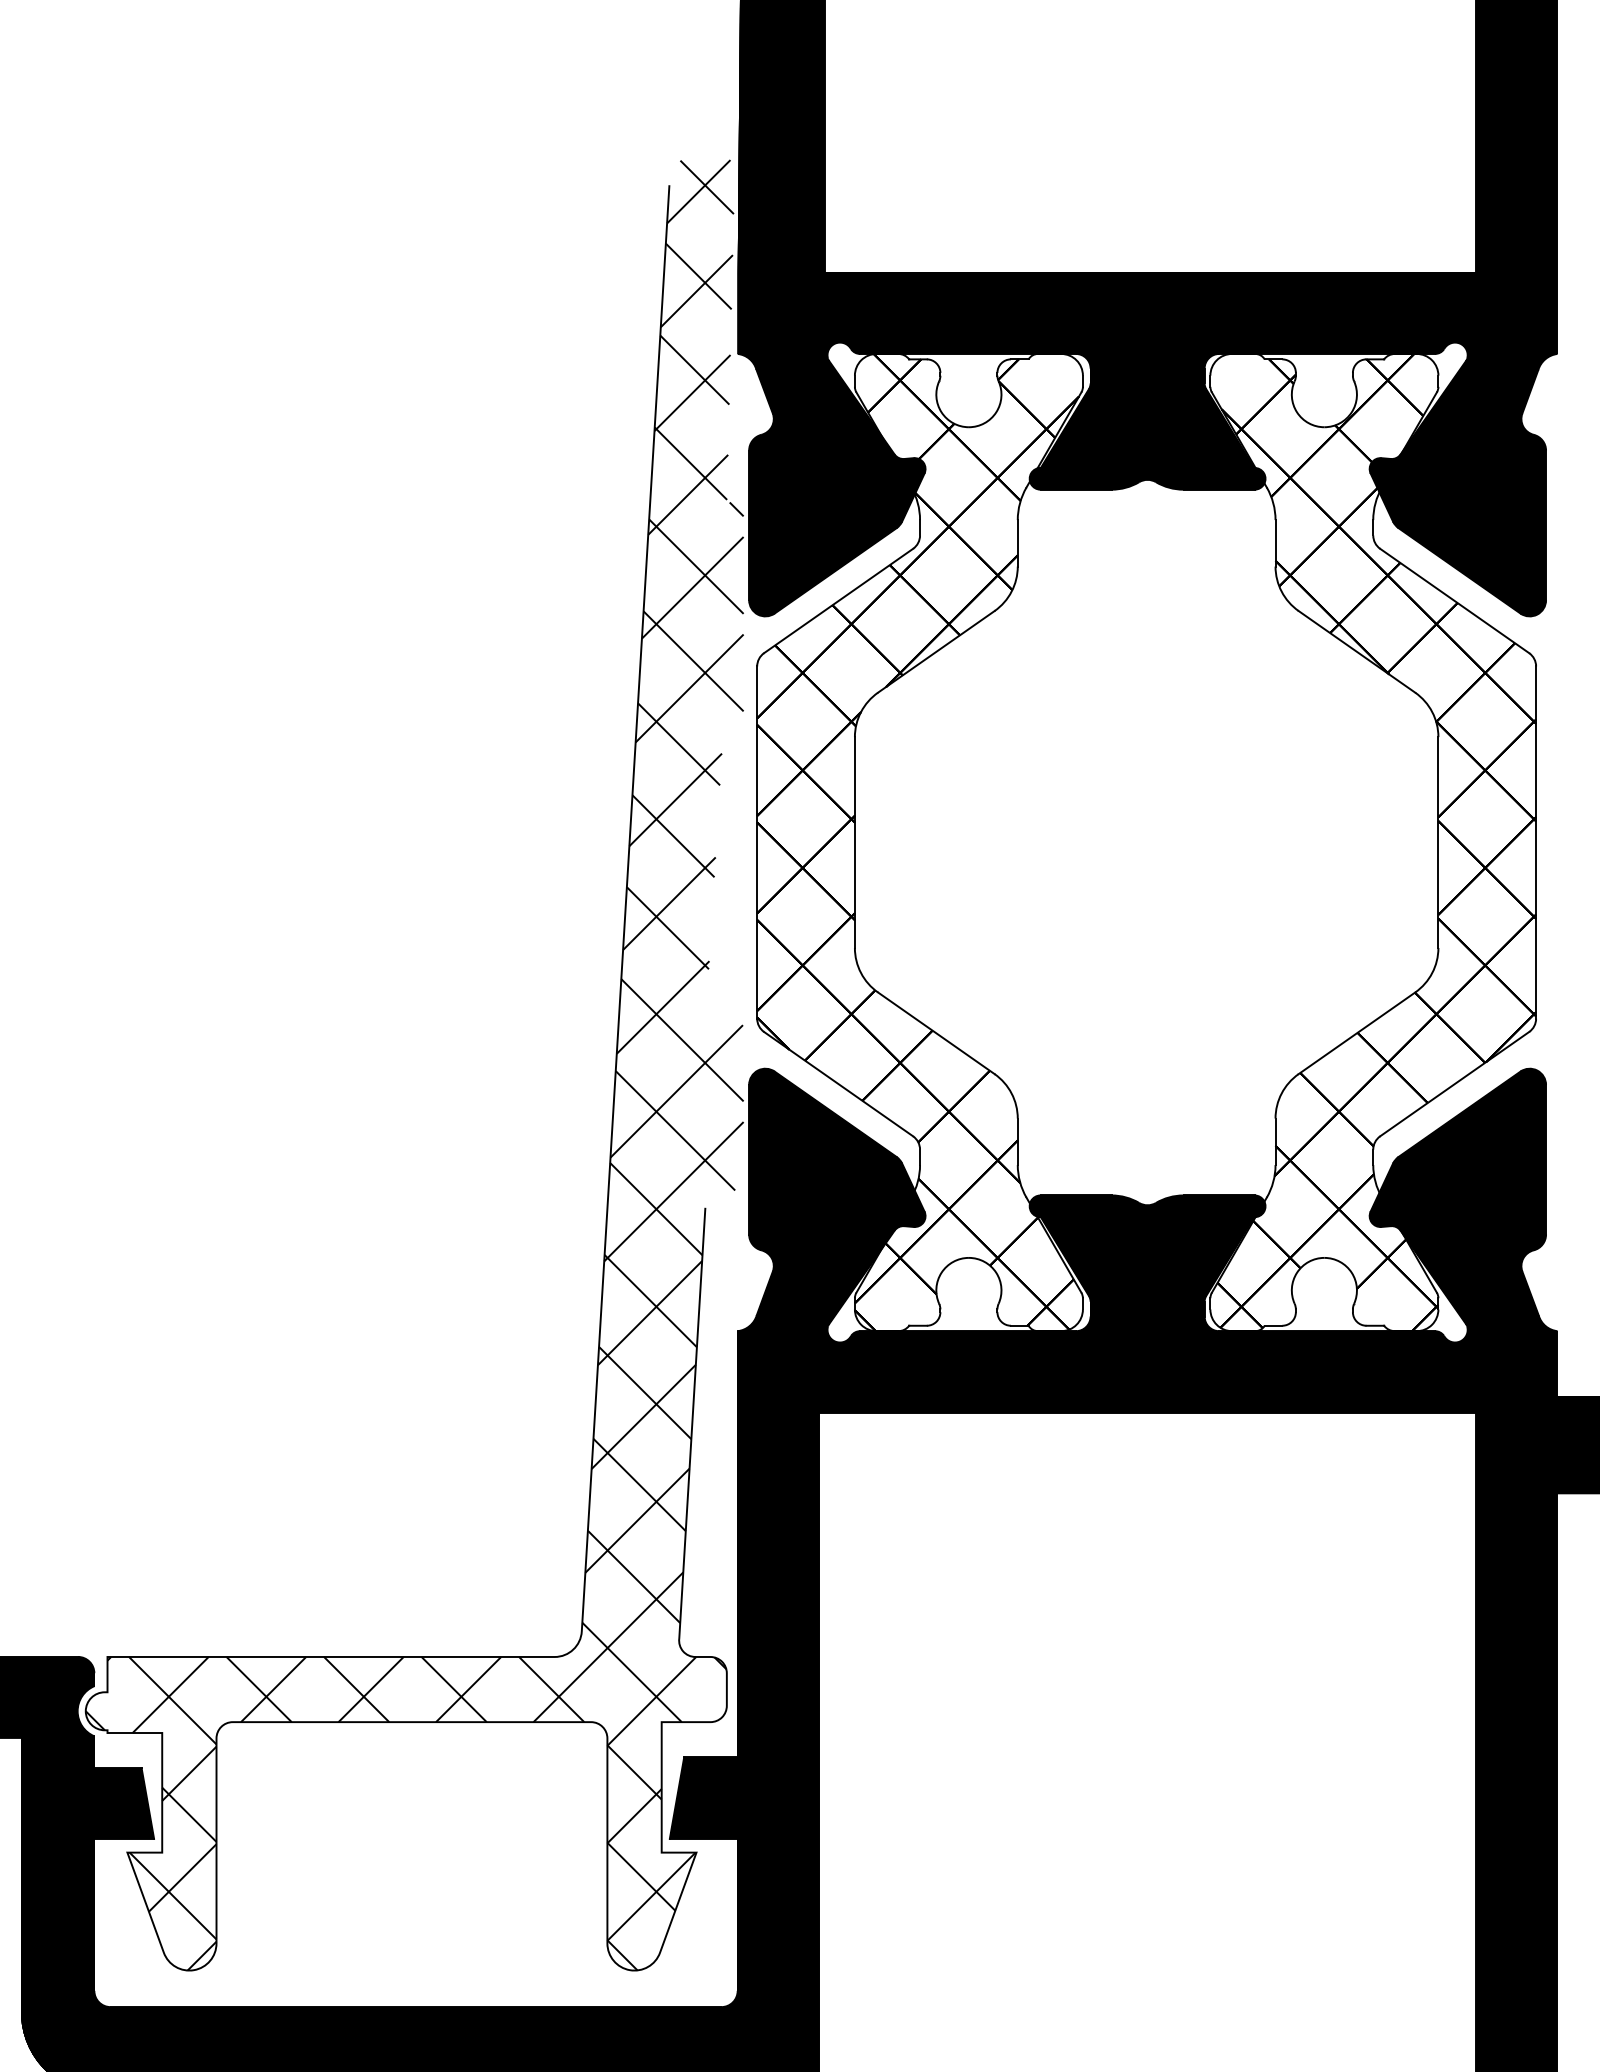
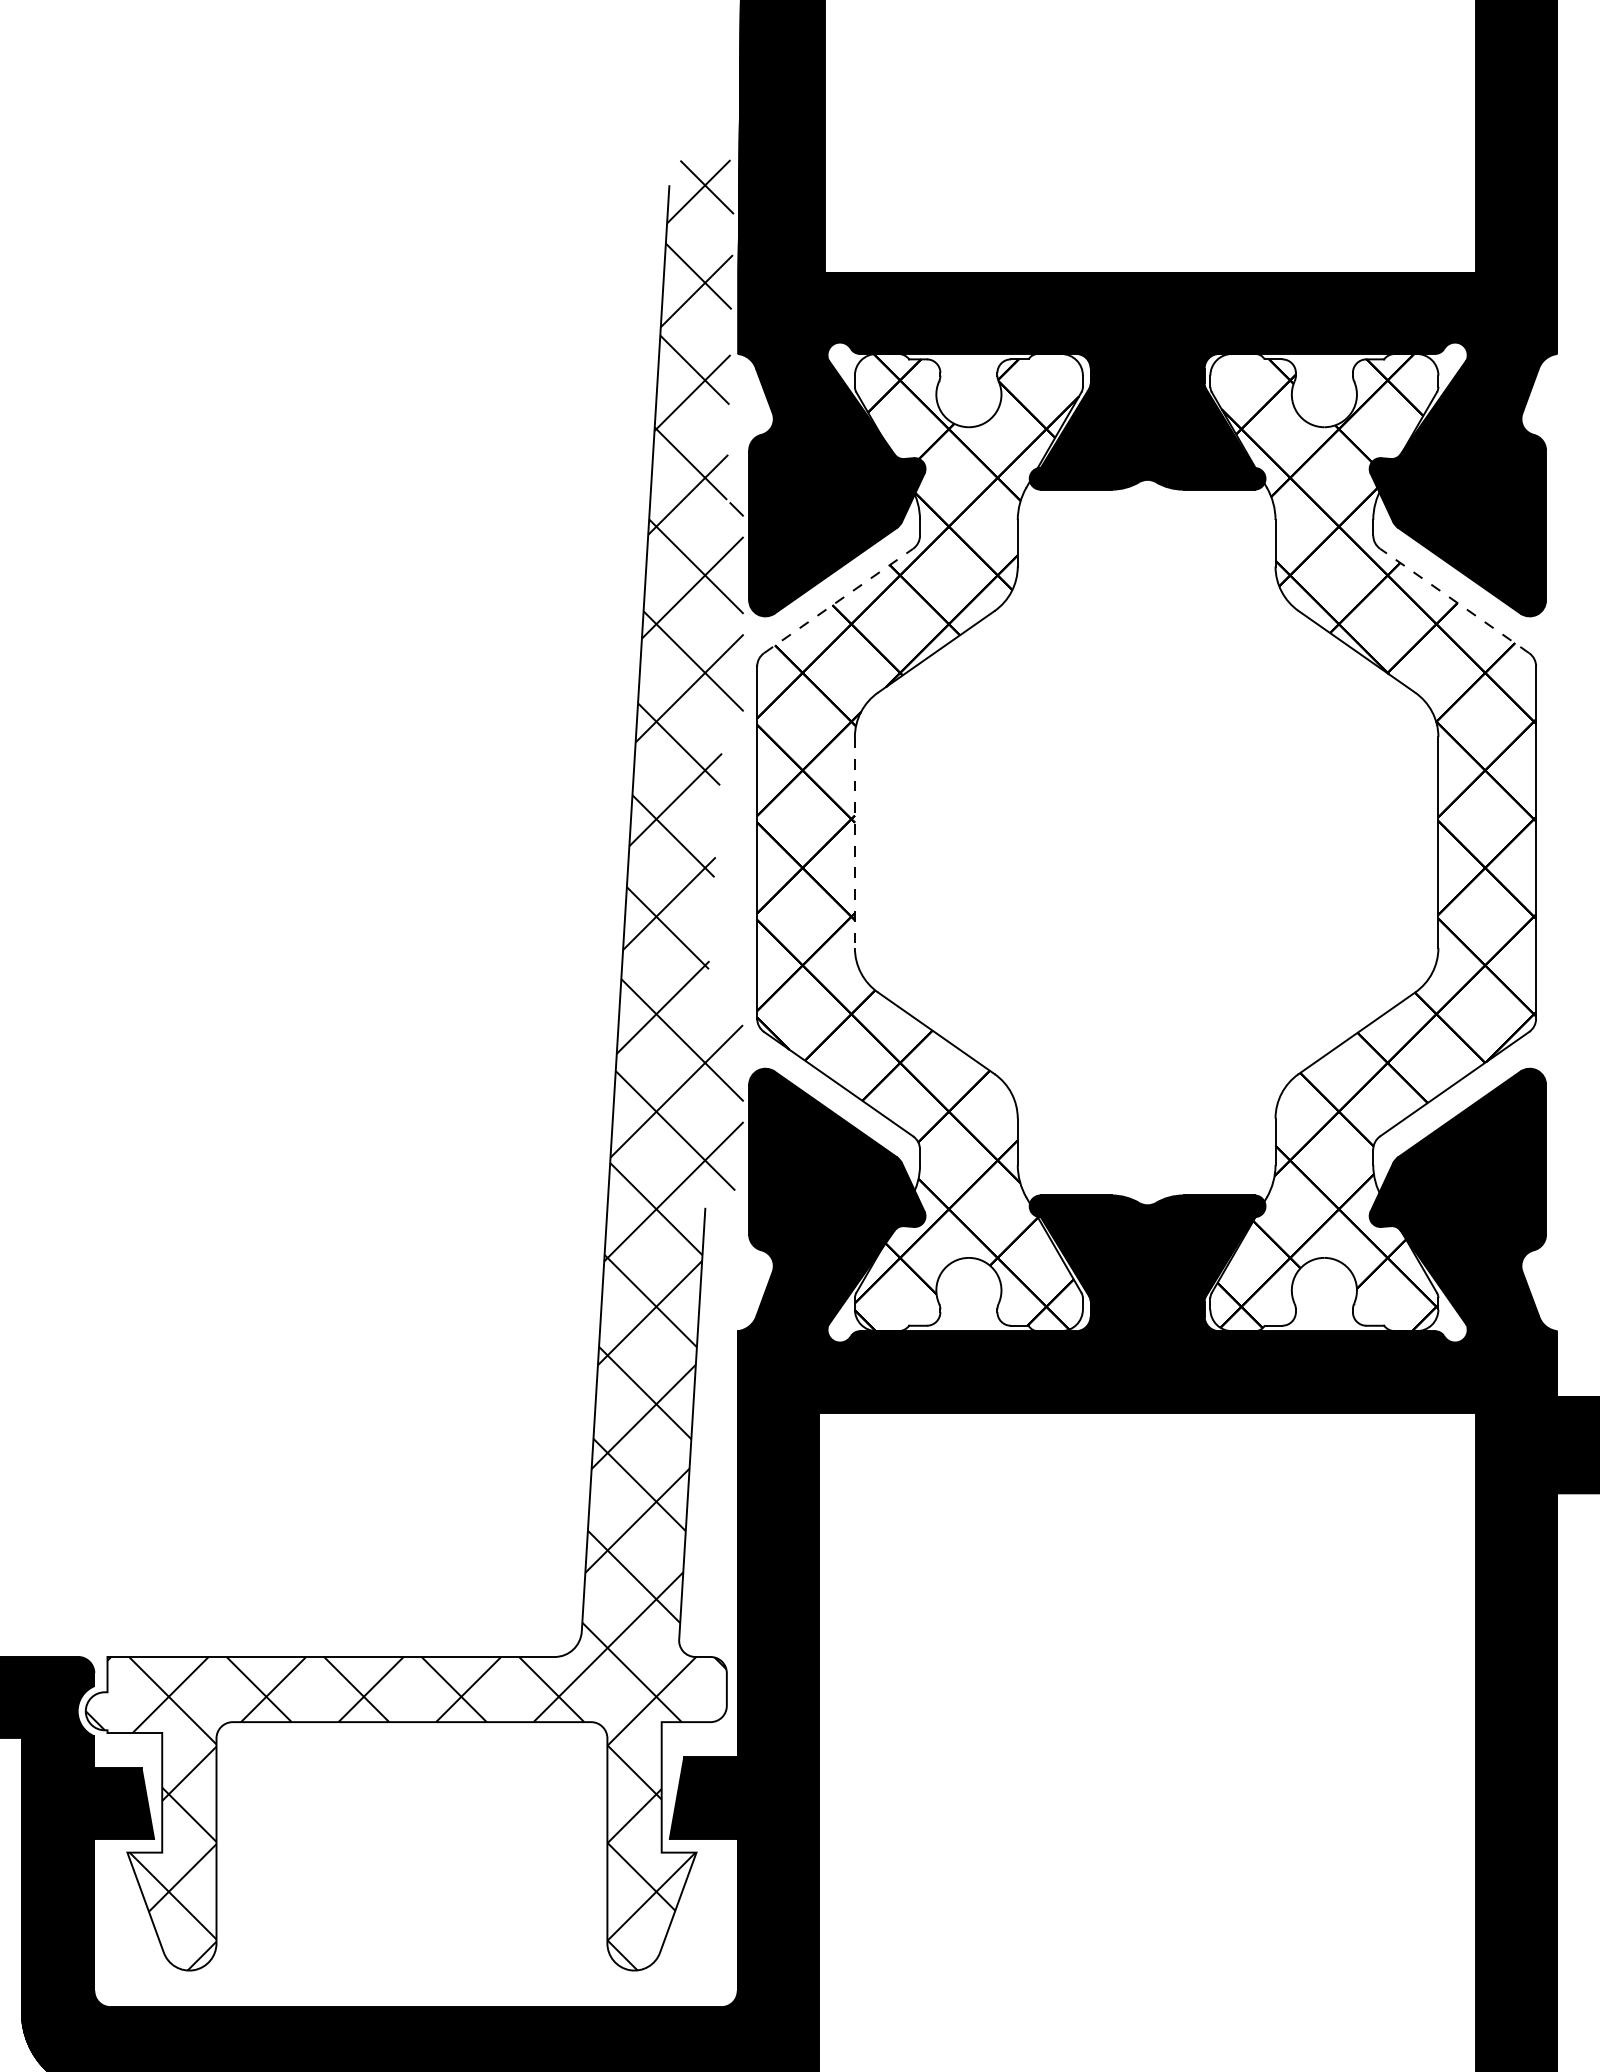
line: solid -> dashed (838, 600)
line: solid -> dashed (1454, 600)
line: solid -> dashed (854, 843)
